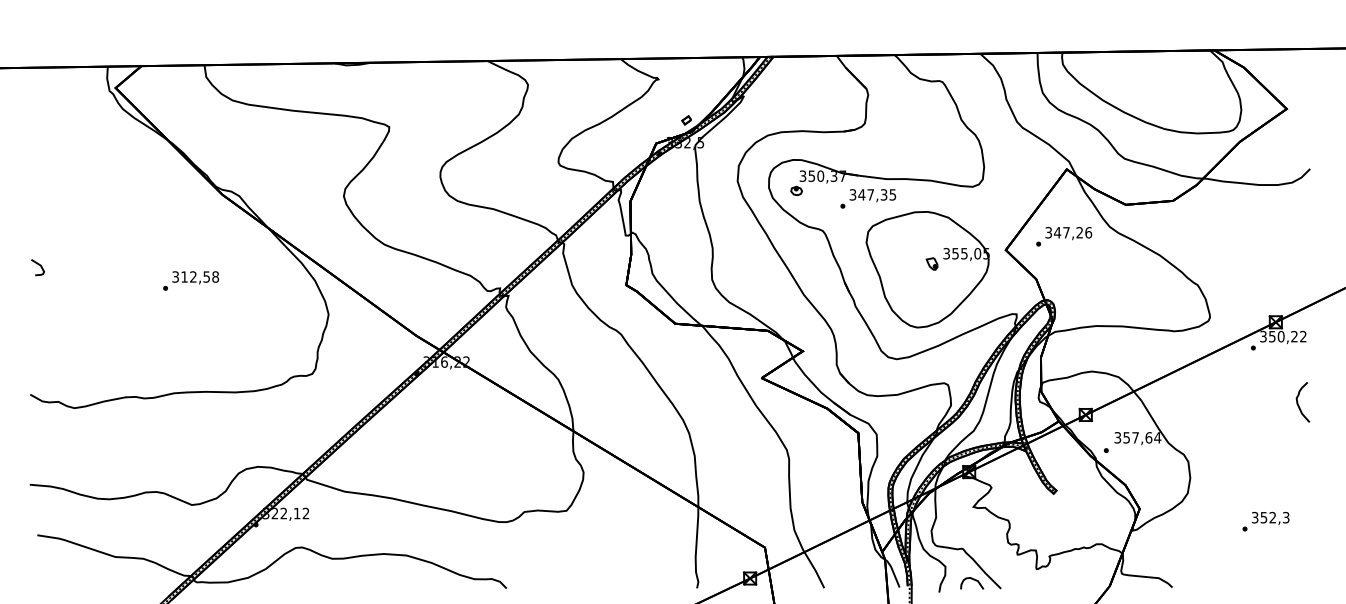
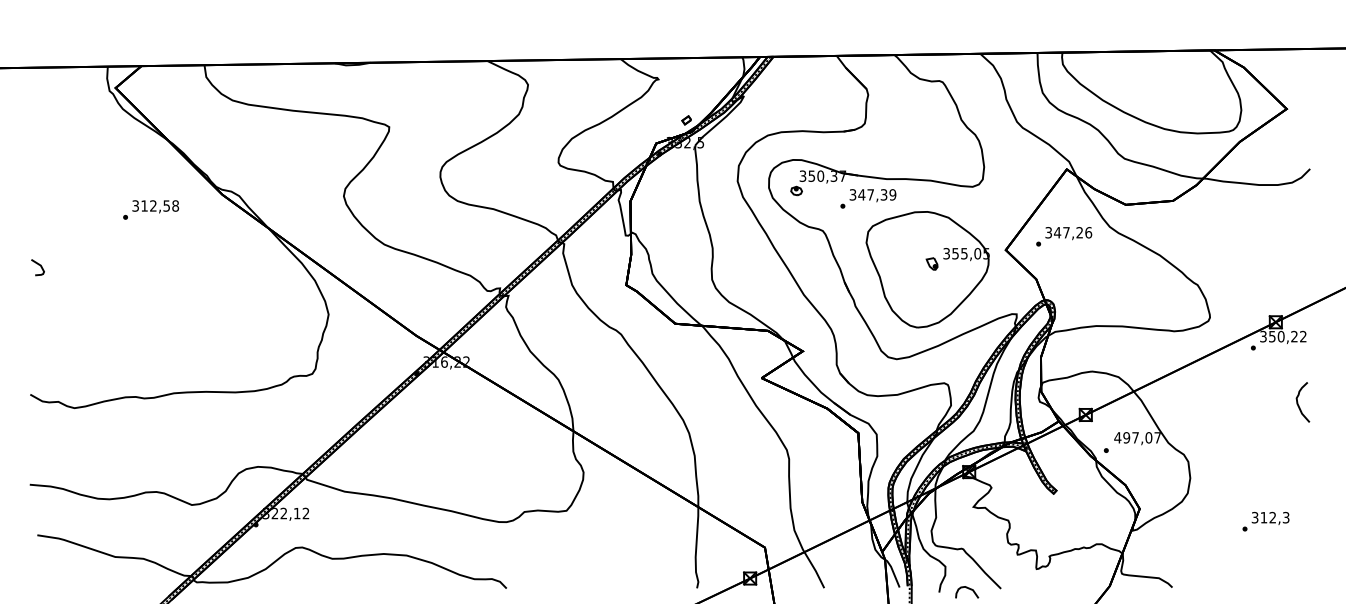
text: 347,35 -> 347,39 (892, 194)
text position: (191, 280) -> (151, 209) (151, 209)
text: 357,64 -> 497,07 (1137, 437)
text: 352,3 -> 312,3 (1263, 517)
curve position: (973, 580) -> (968, 589) (968, 589)
